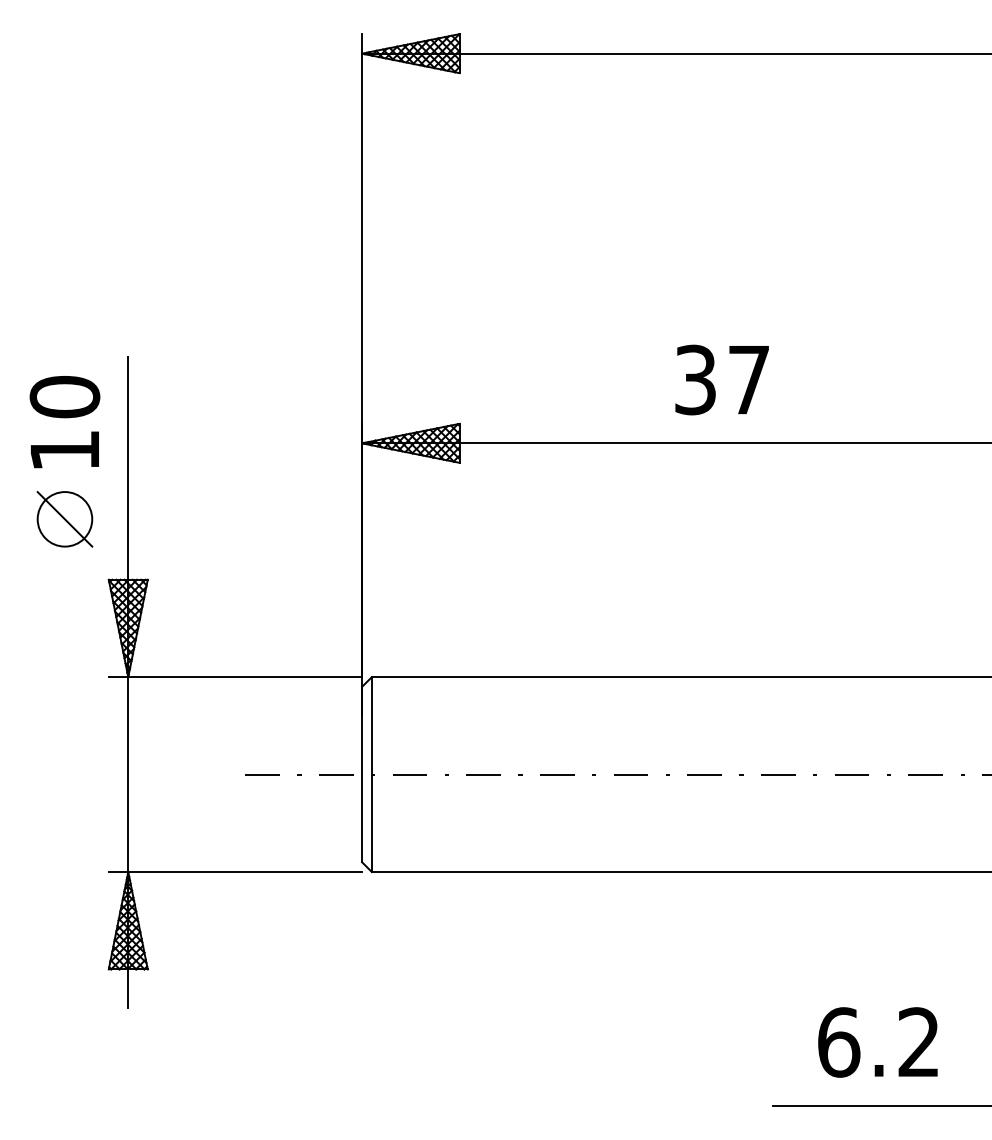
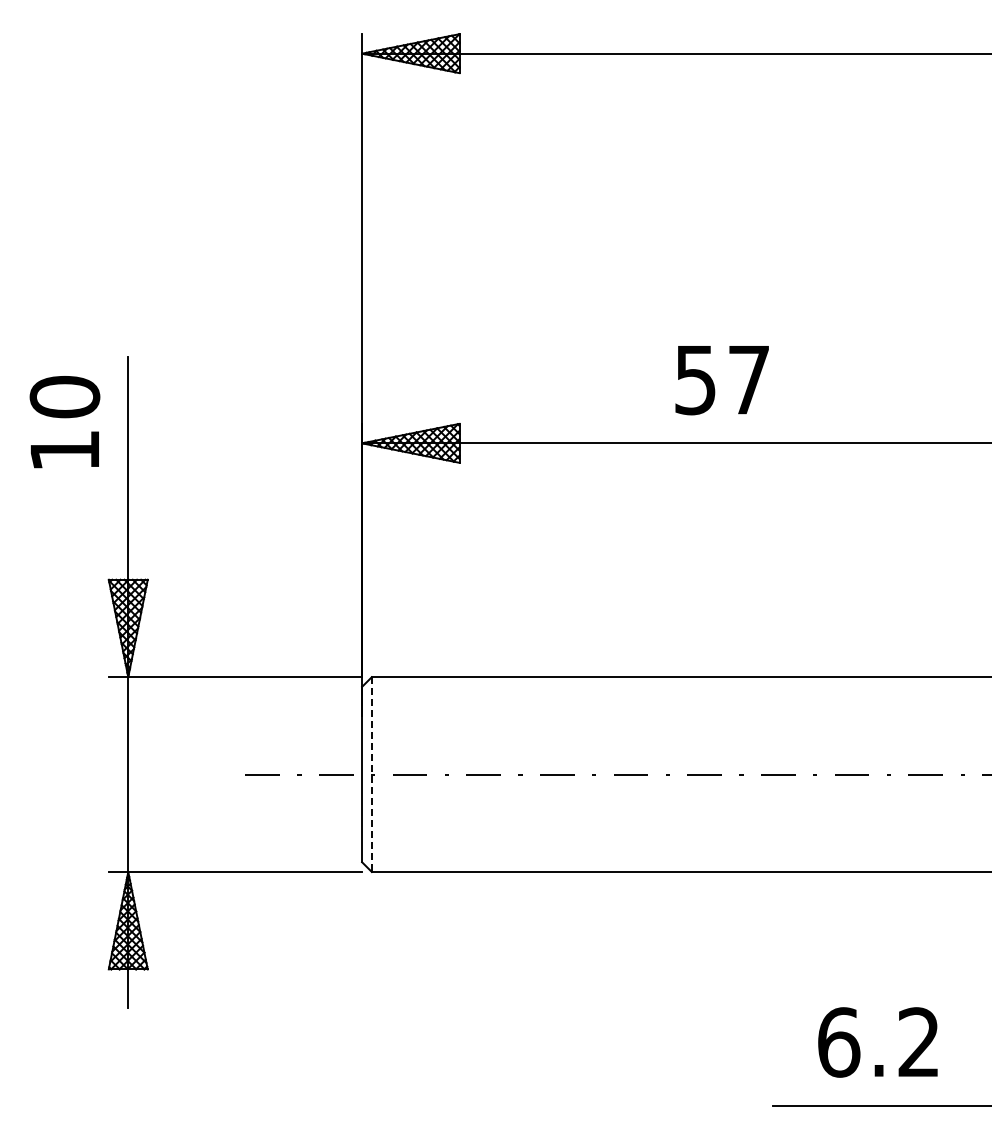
text: 37 -> 57 (695, 379)
part: present -> none (64, 519)
line: solid -> dashed (371, 775)
